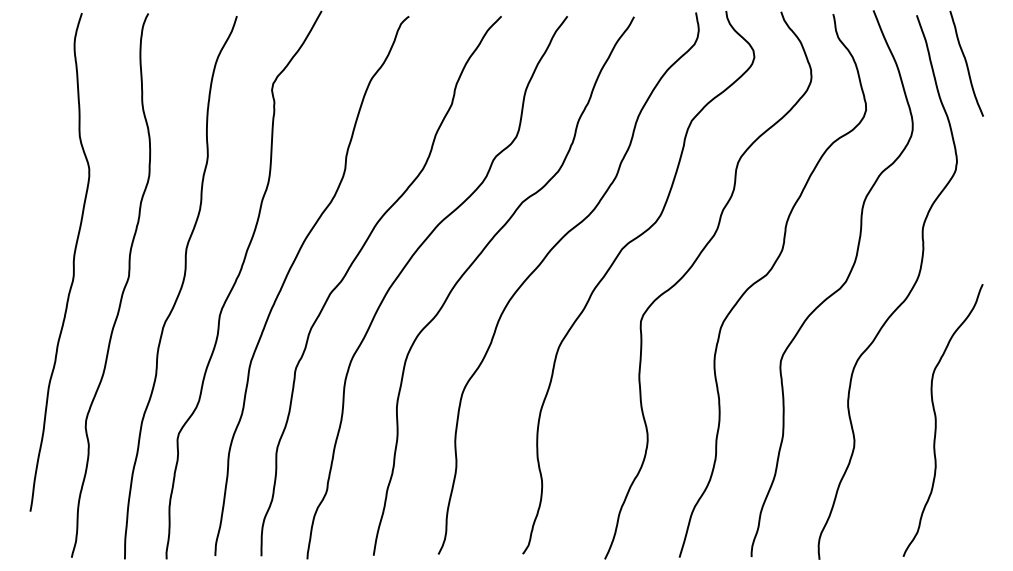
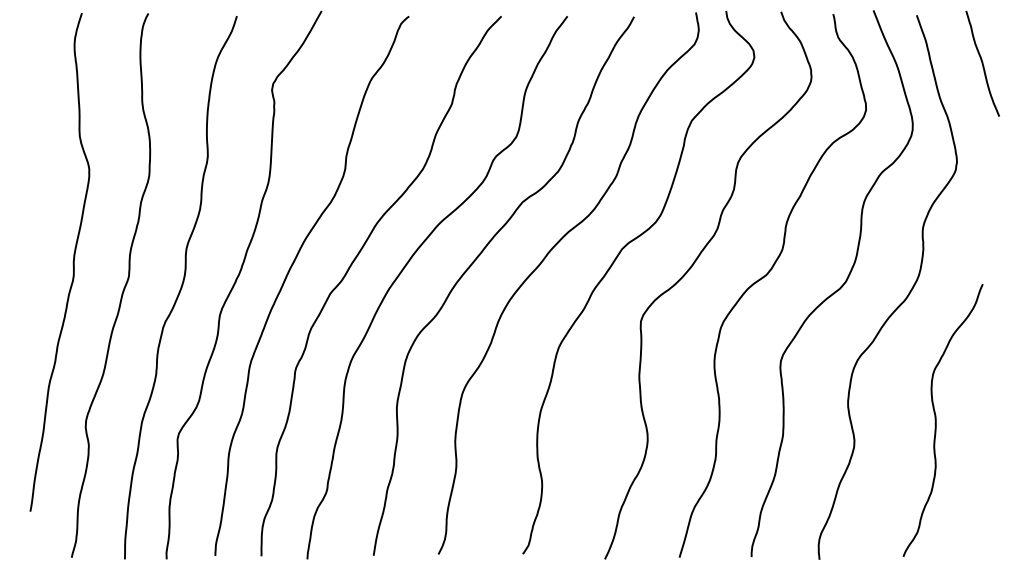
curve position: (966, 63) -> (982, 63) (982, 63)
